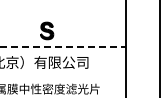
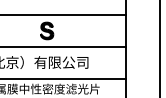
line: none -> present (63, 14)
line: dashed -> solid (63, 46)
line: none -> present (63, 78)
